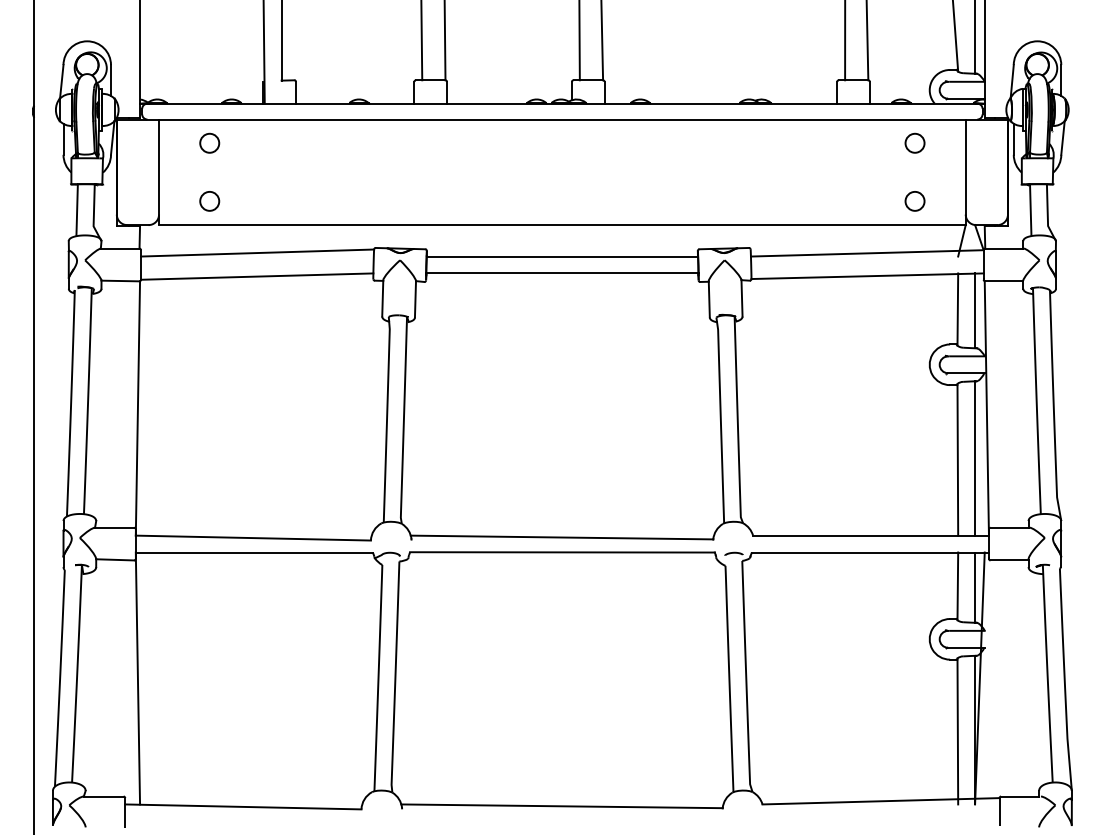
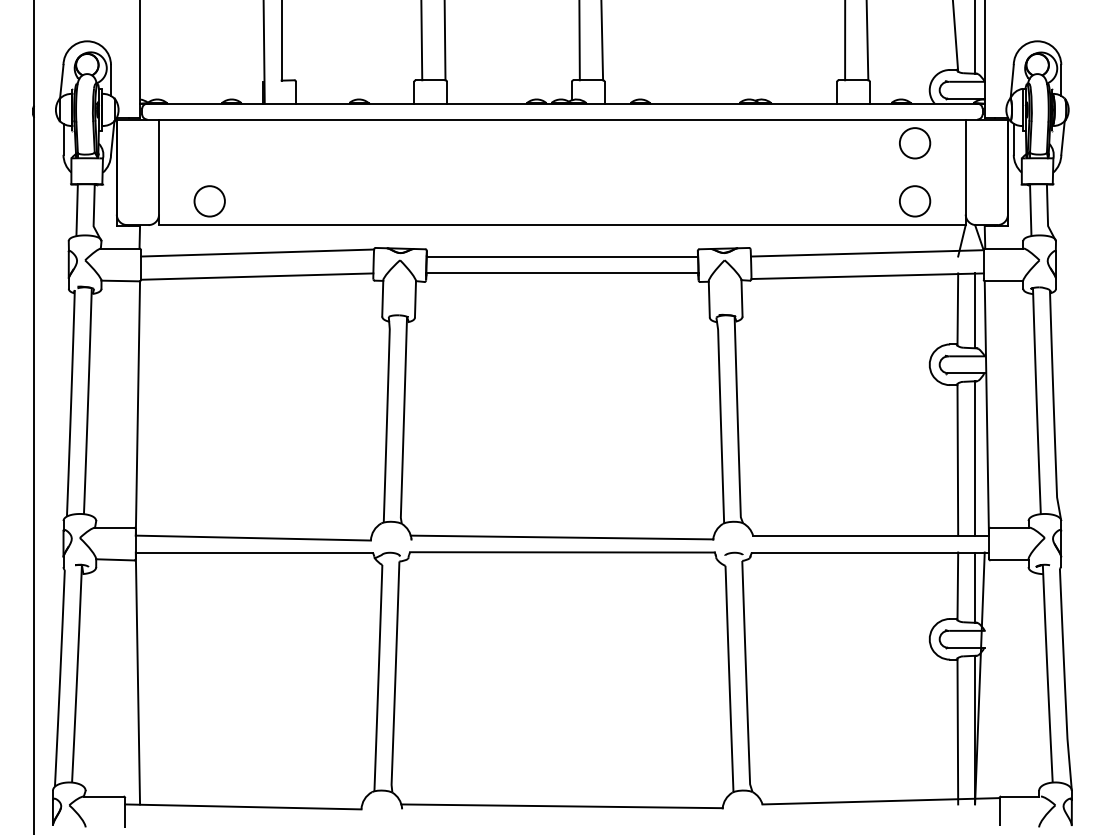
circle: present -> none (209, 142)
circle diameter: 19 px -> 30 px (914, 143)
circle diameter: 19 px -> 30 px (209, 201)
circle diameter: 19 px -> 30 px (914, 201)
